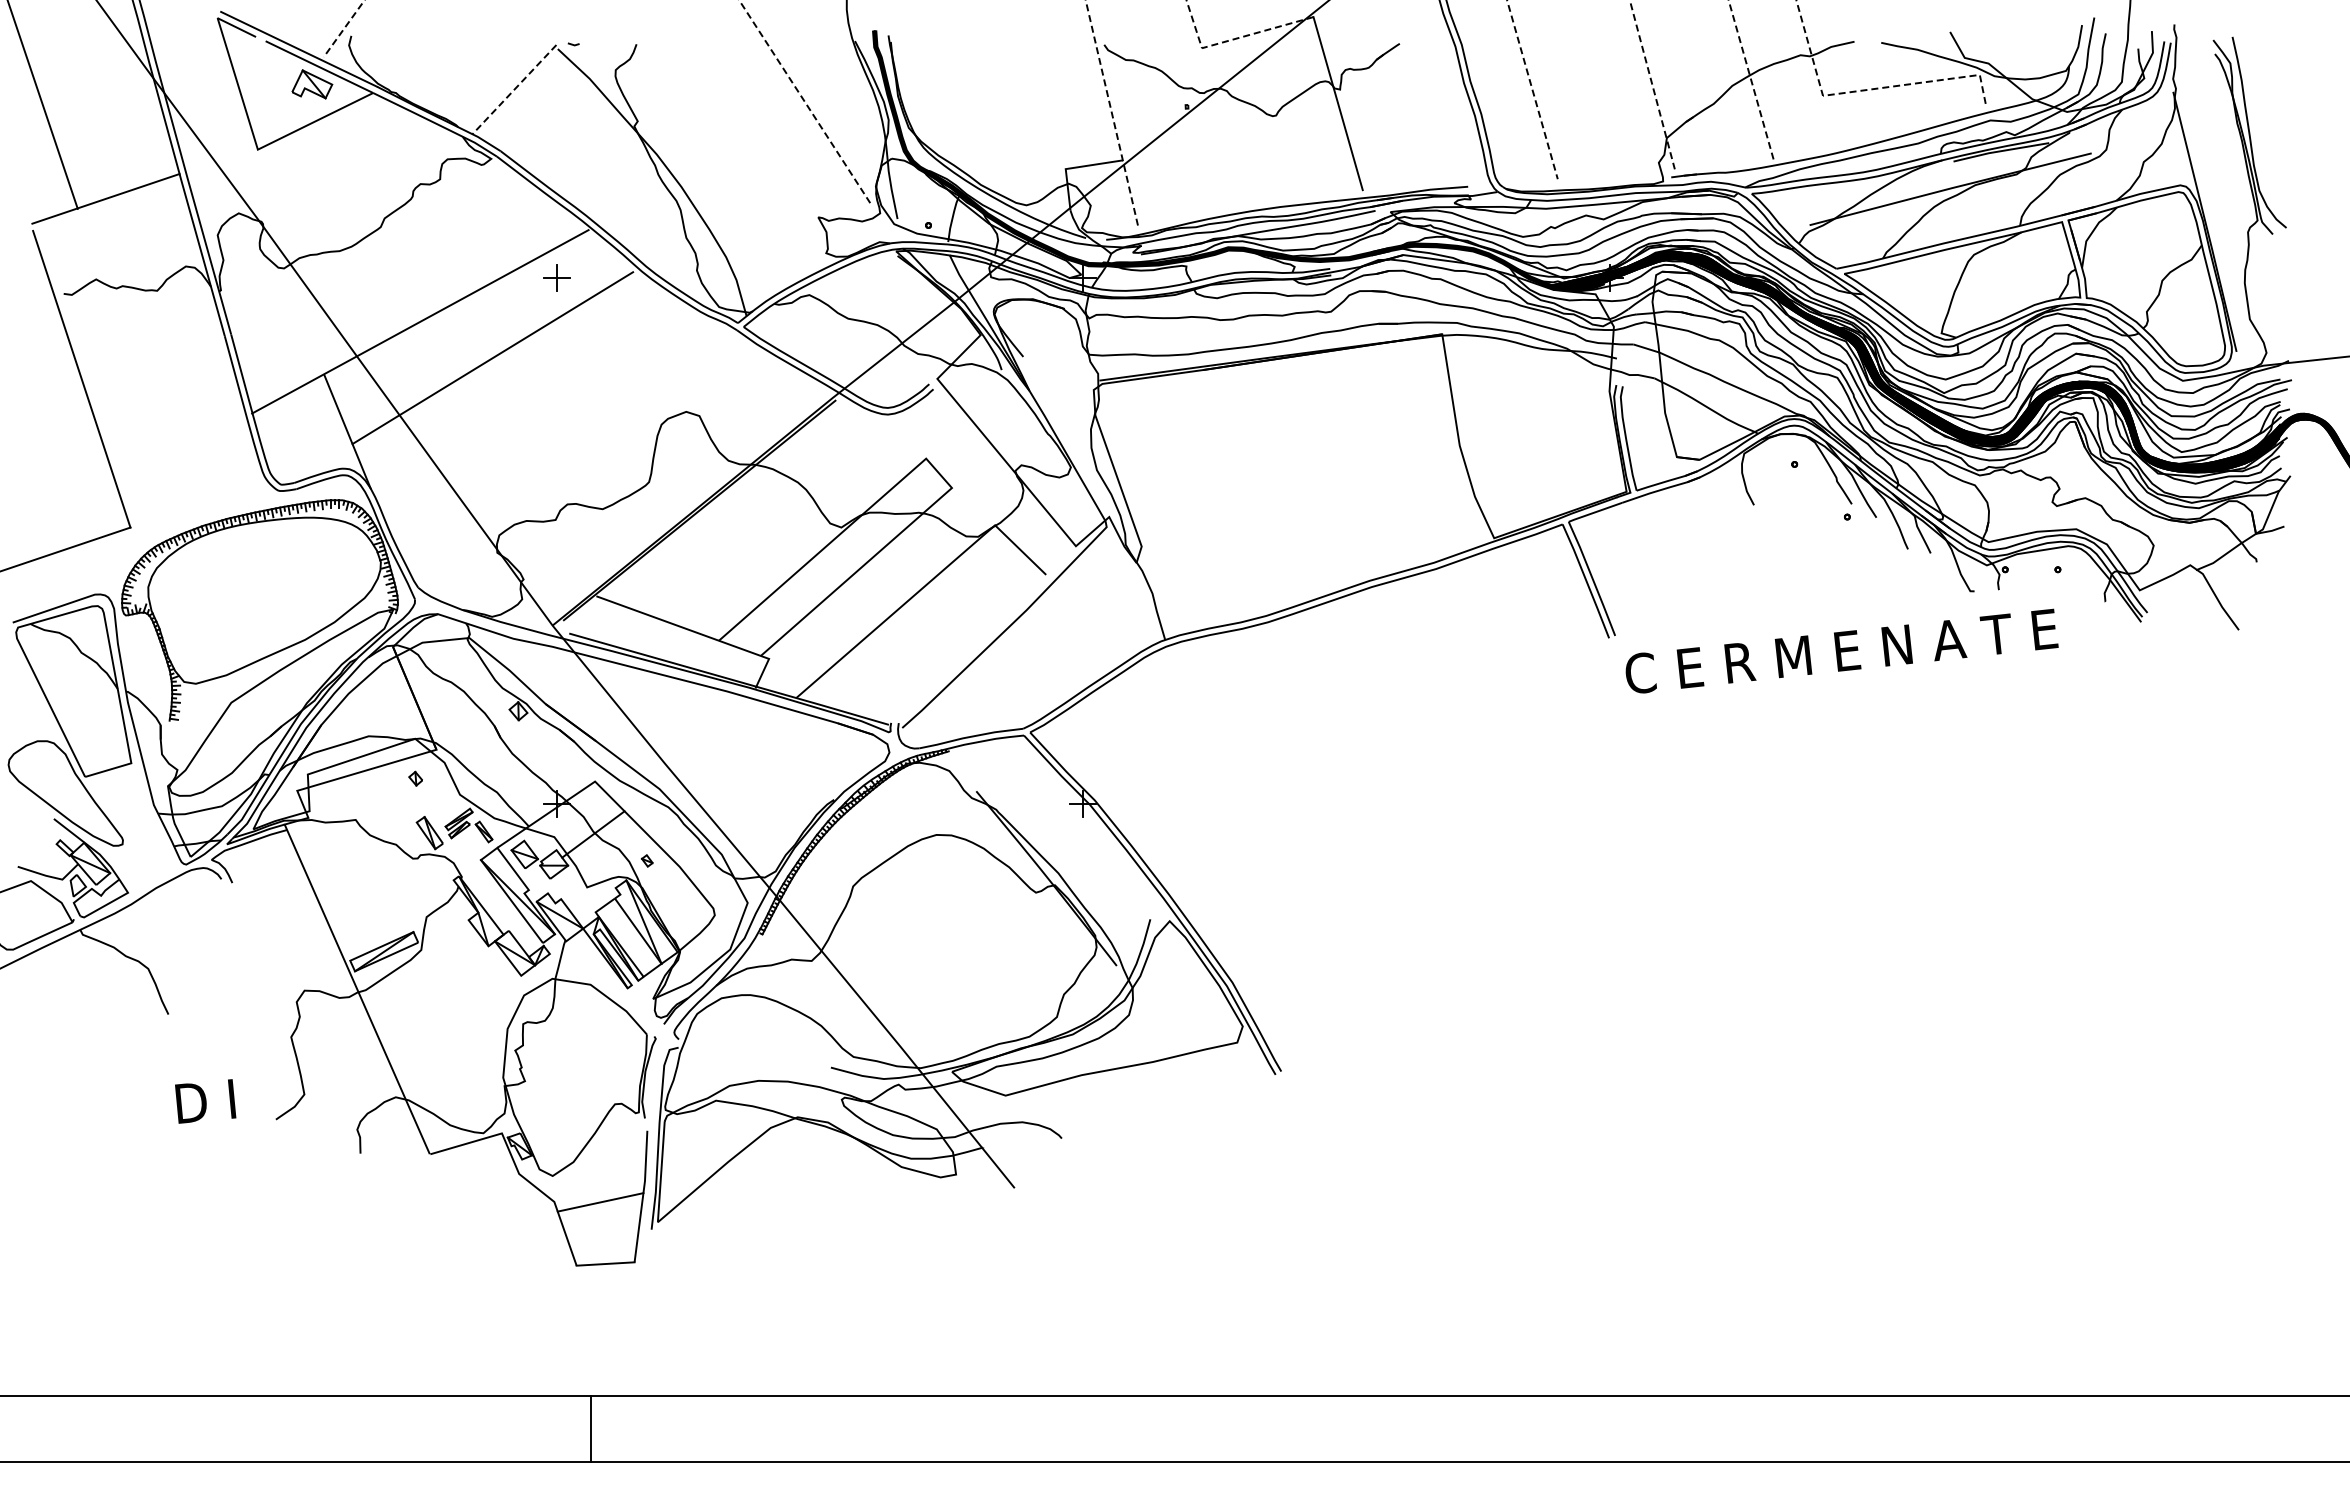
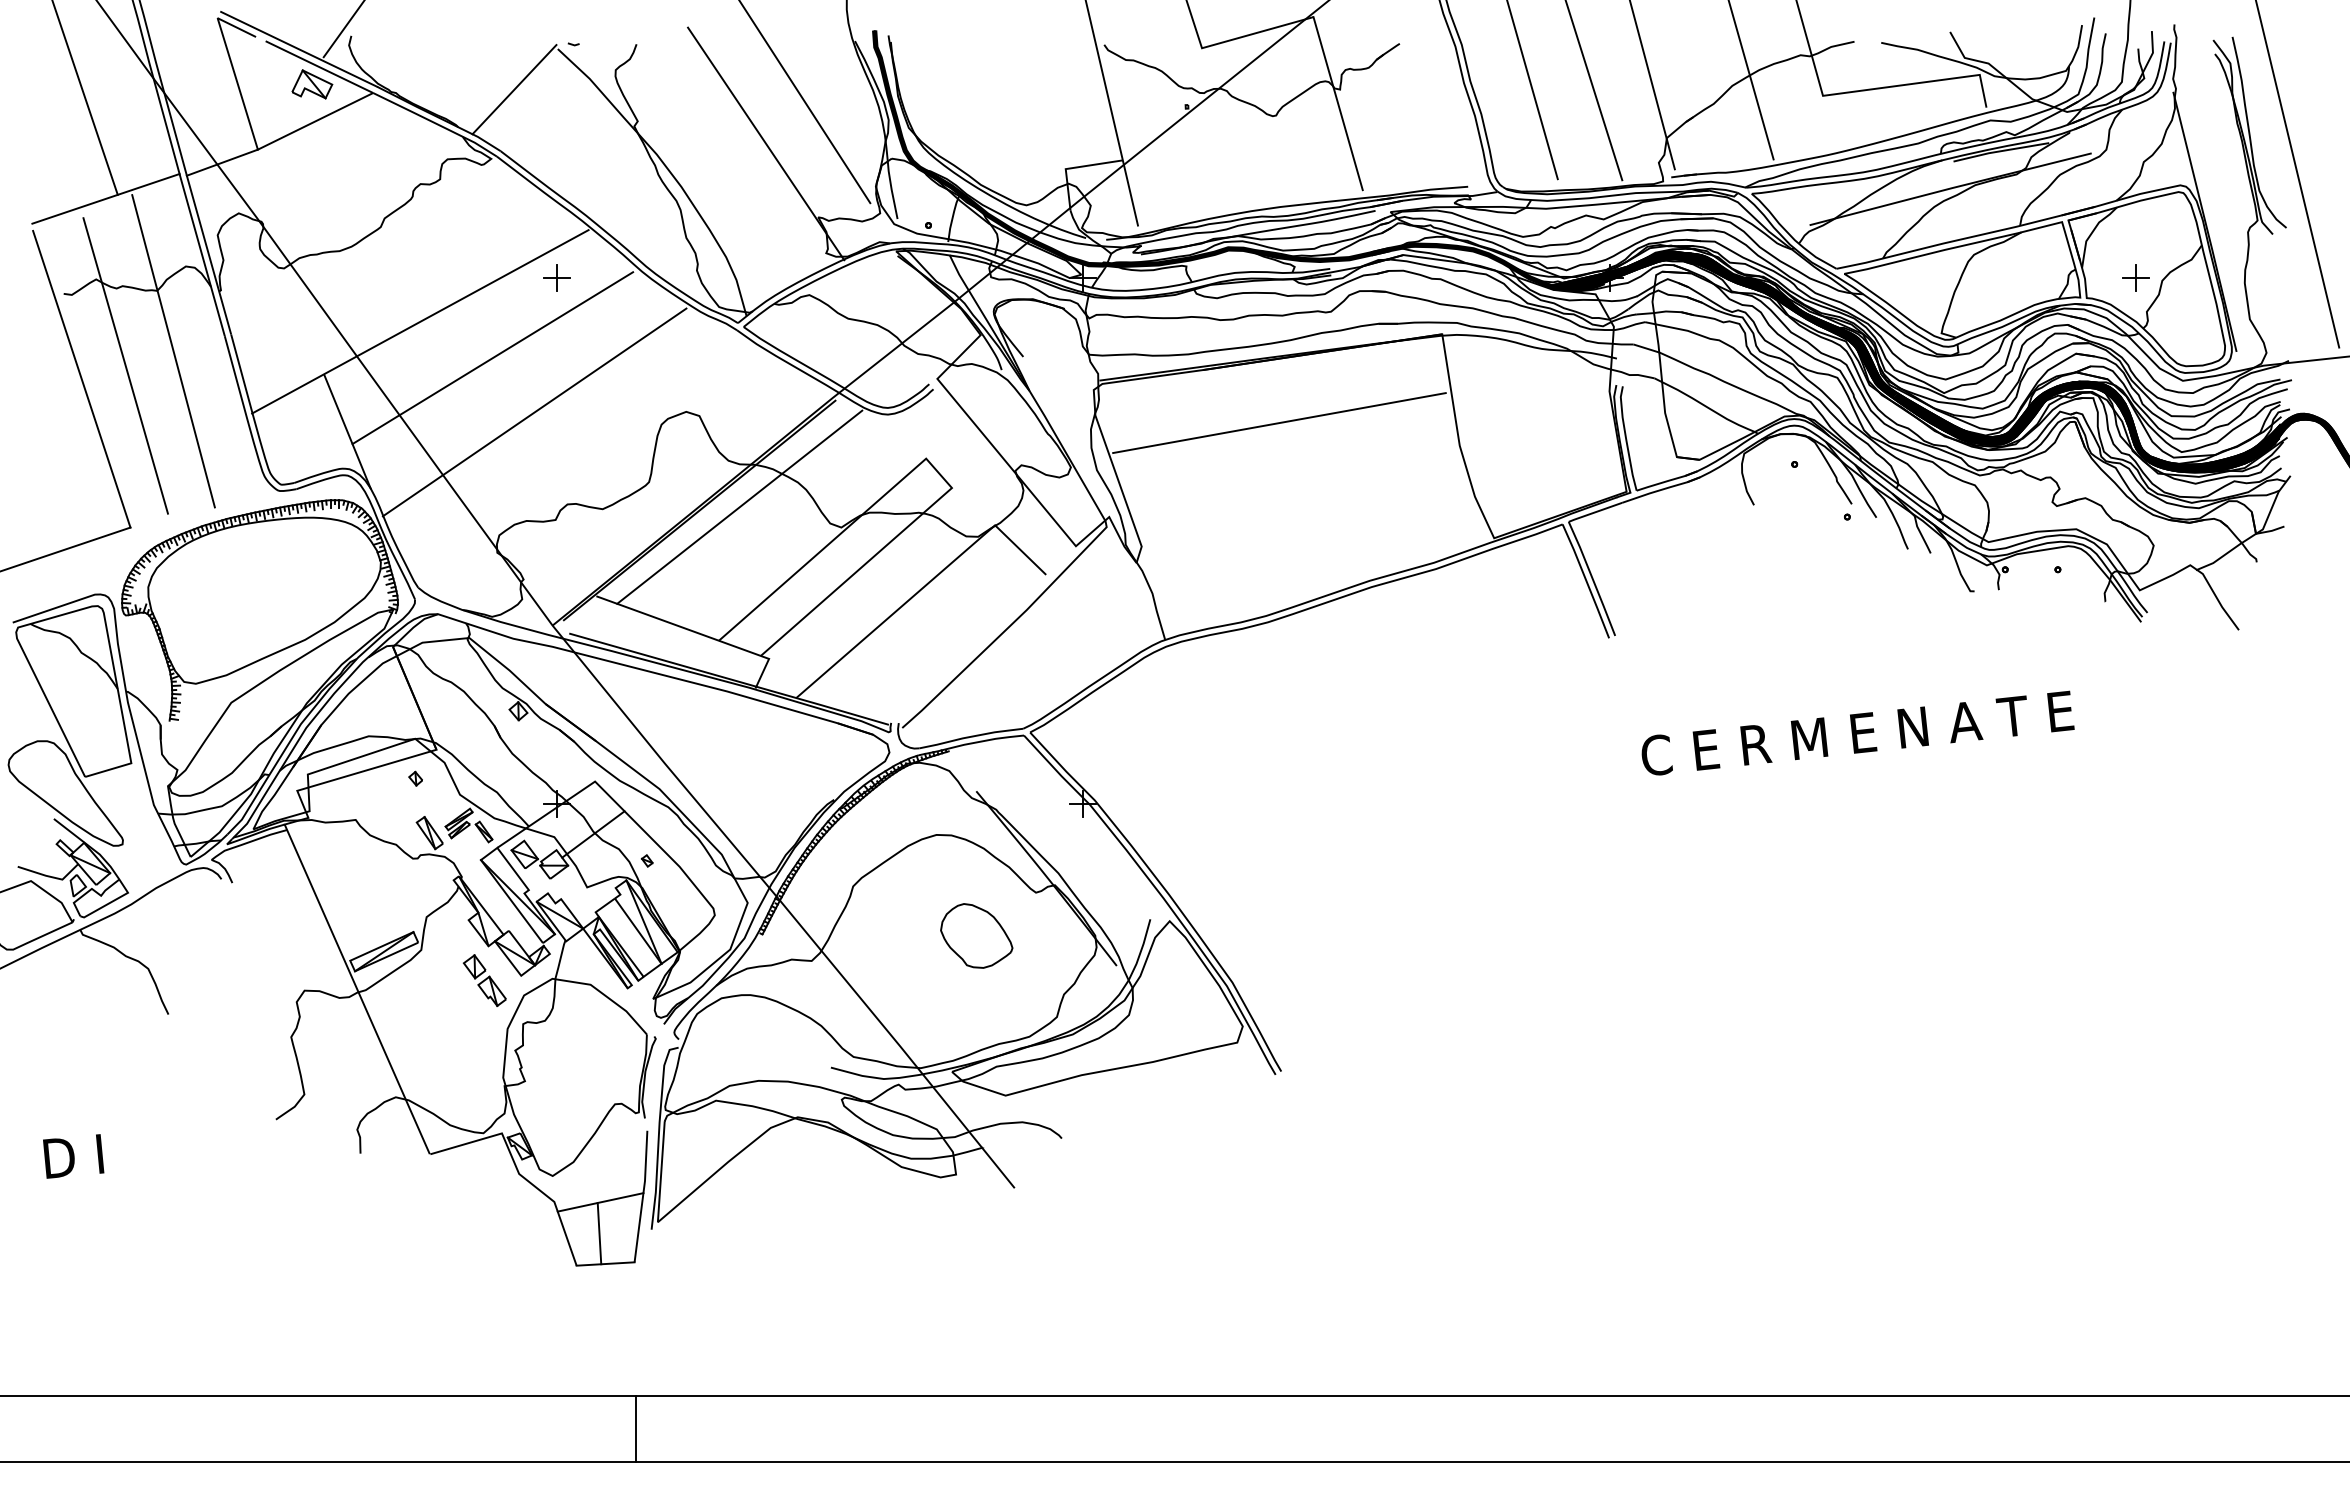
line: dashed -> solid (344, 28)
line: dashed -> solid (1232, 39)
line: dashed -> solid (1751, 79)
line: dashed -> solid (1652, 85)
line: dashed -> solid (1532, 89)
line: dashed -> solid (1869, 89)
line: dashed -> solid (514, 90)
line: none -> present (1594, 91)
line: dashed -> solid (805, 102)
line position: (42, 105) -> (85, 98) (85, 98)
line: dashed -> solid (1111, 112)
line: none -> present (766, 143)
line: none -> present (221, 162)
line: none -> present (2297, 174)
part: none -> present (2135, 277)
line: none -> present (173, 351)
line: none -> present (125, 365)
line: none -> present (534, 412)
line: none -> present (1279, 423)
line: none -> present (739, 506)
text position: (1841, 650) -> (1857, 732) (1857, 732)
part: none -> present (976, 935)
part: none -> present (484, 980)
text position: (205, 1101) -> (73, 1156) (73, 1156)
line: none -> present (599, 1233)
line position: (590, 1428) -> (635, 1428) (635, 1428)
